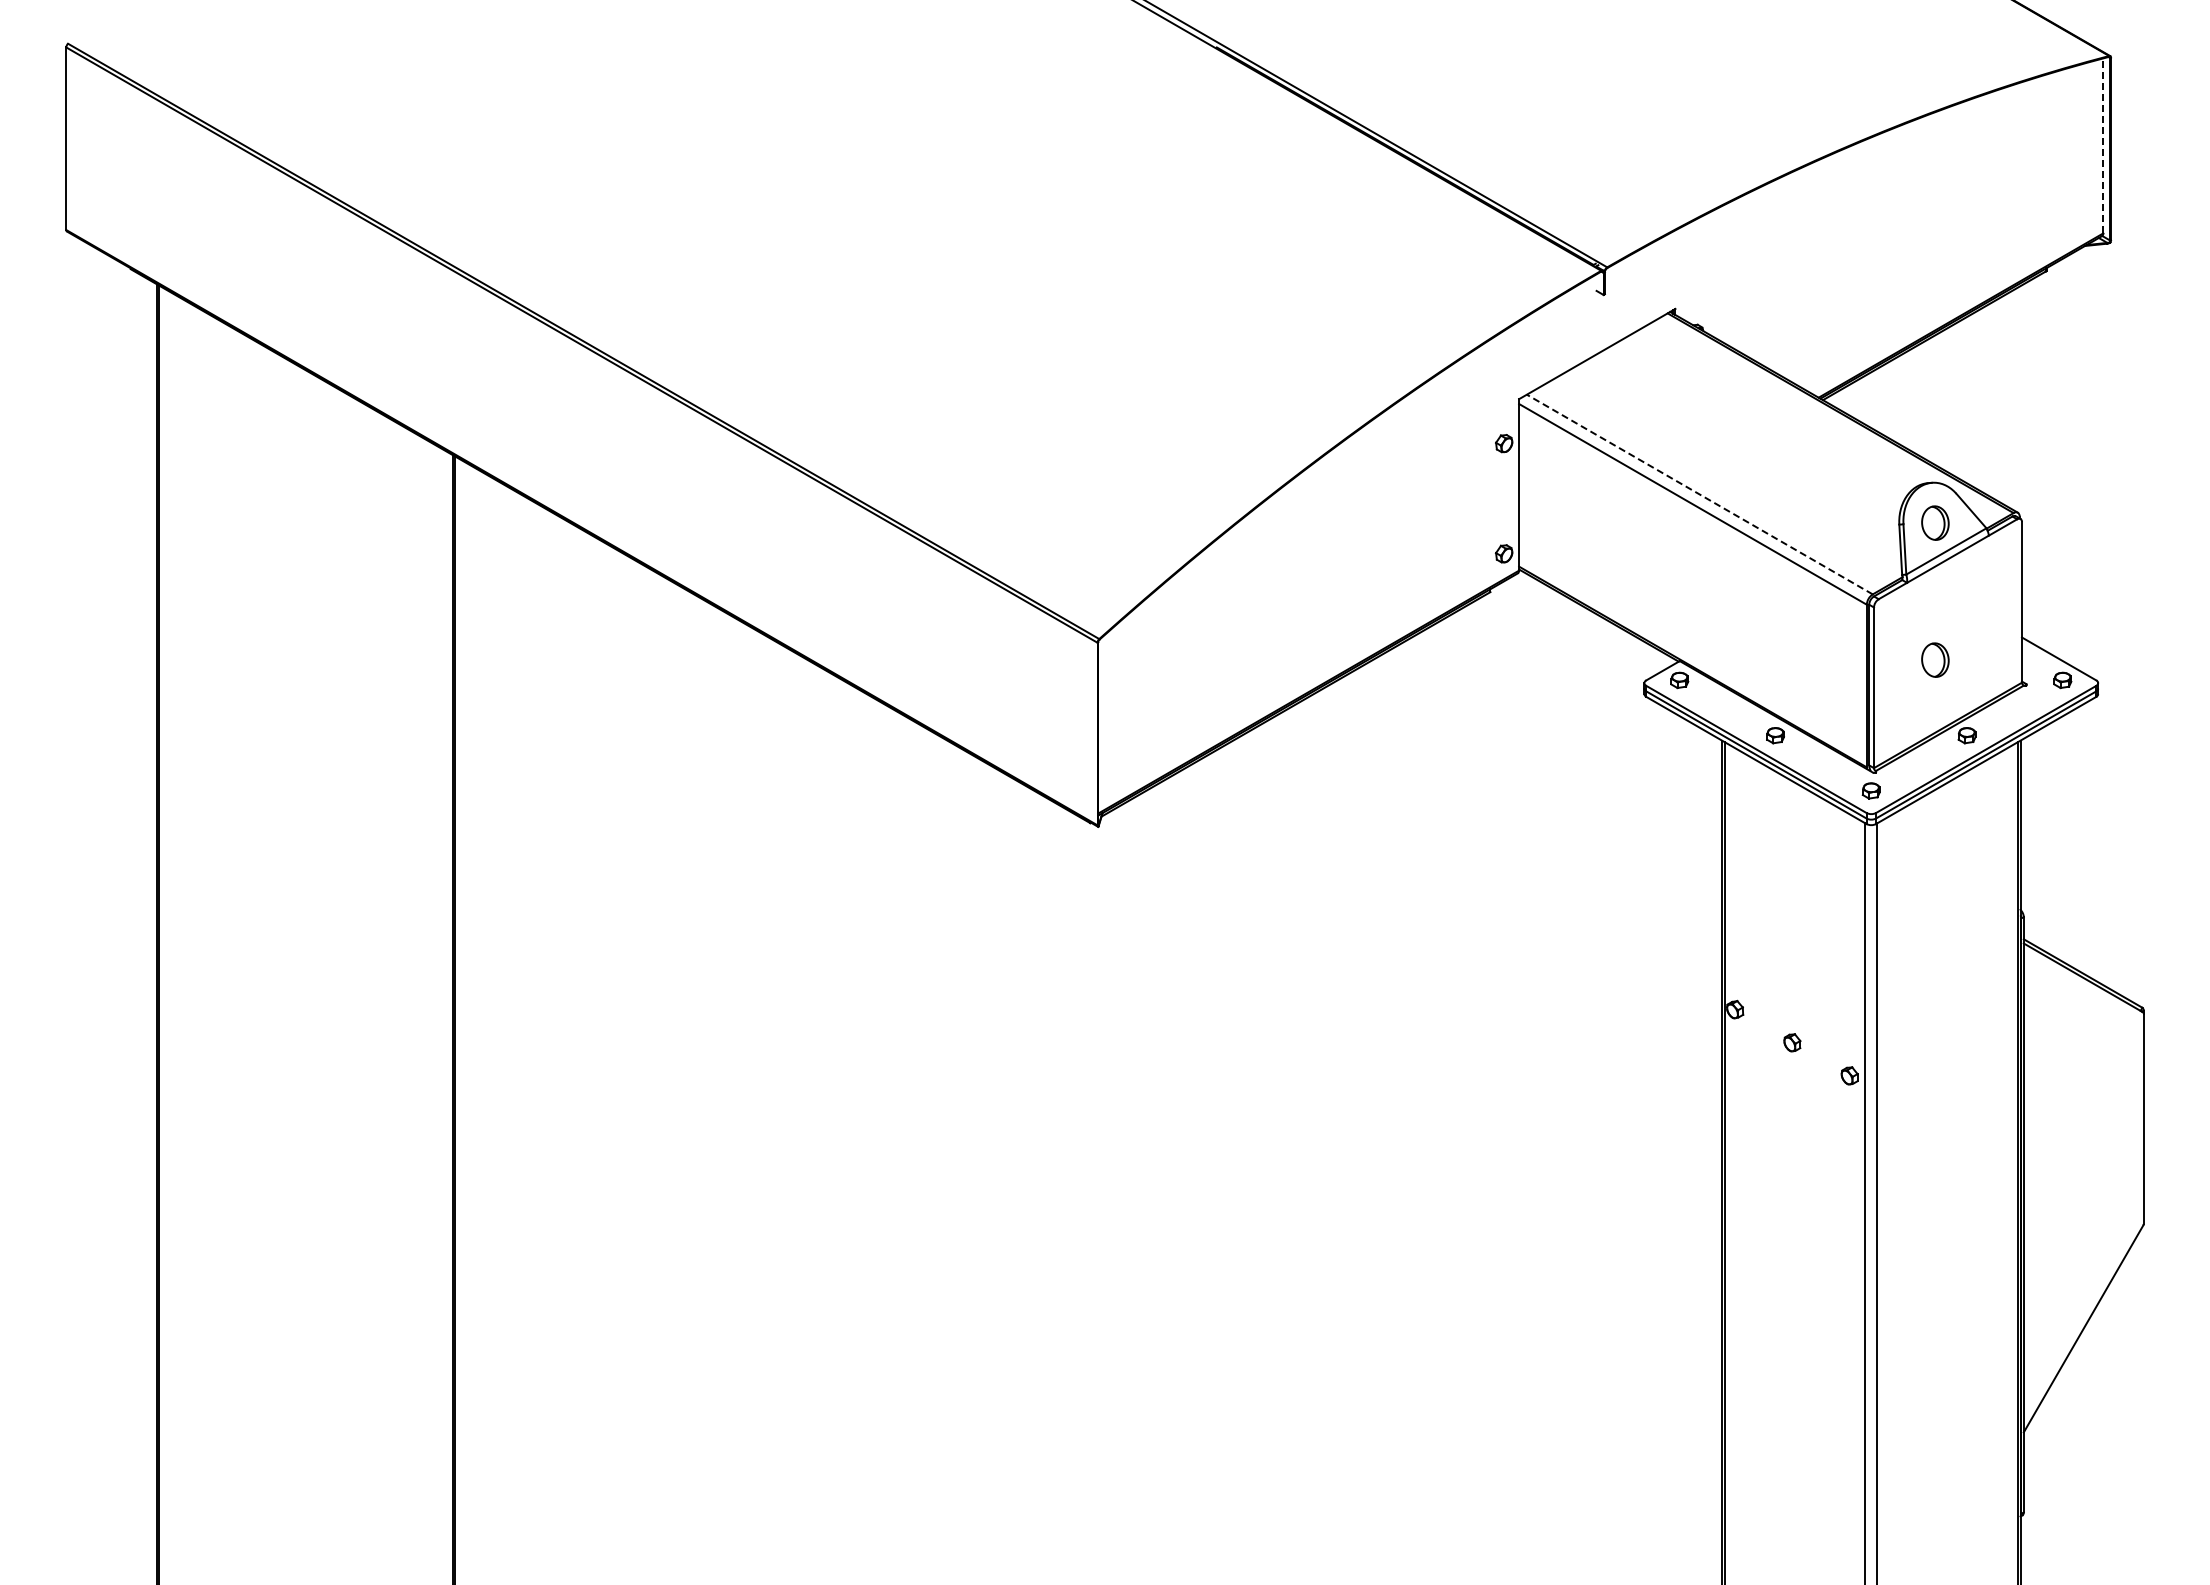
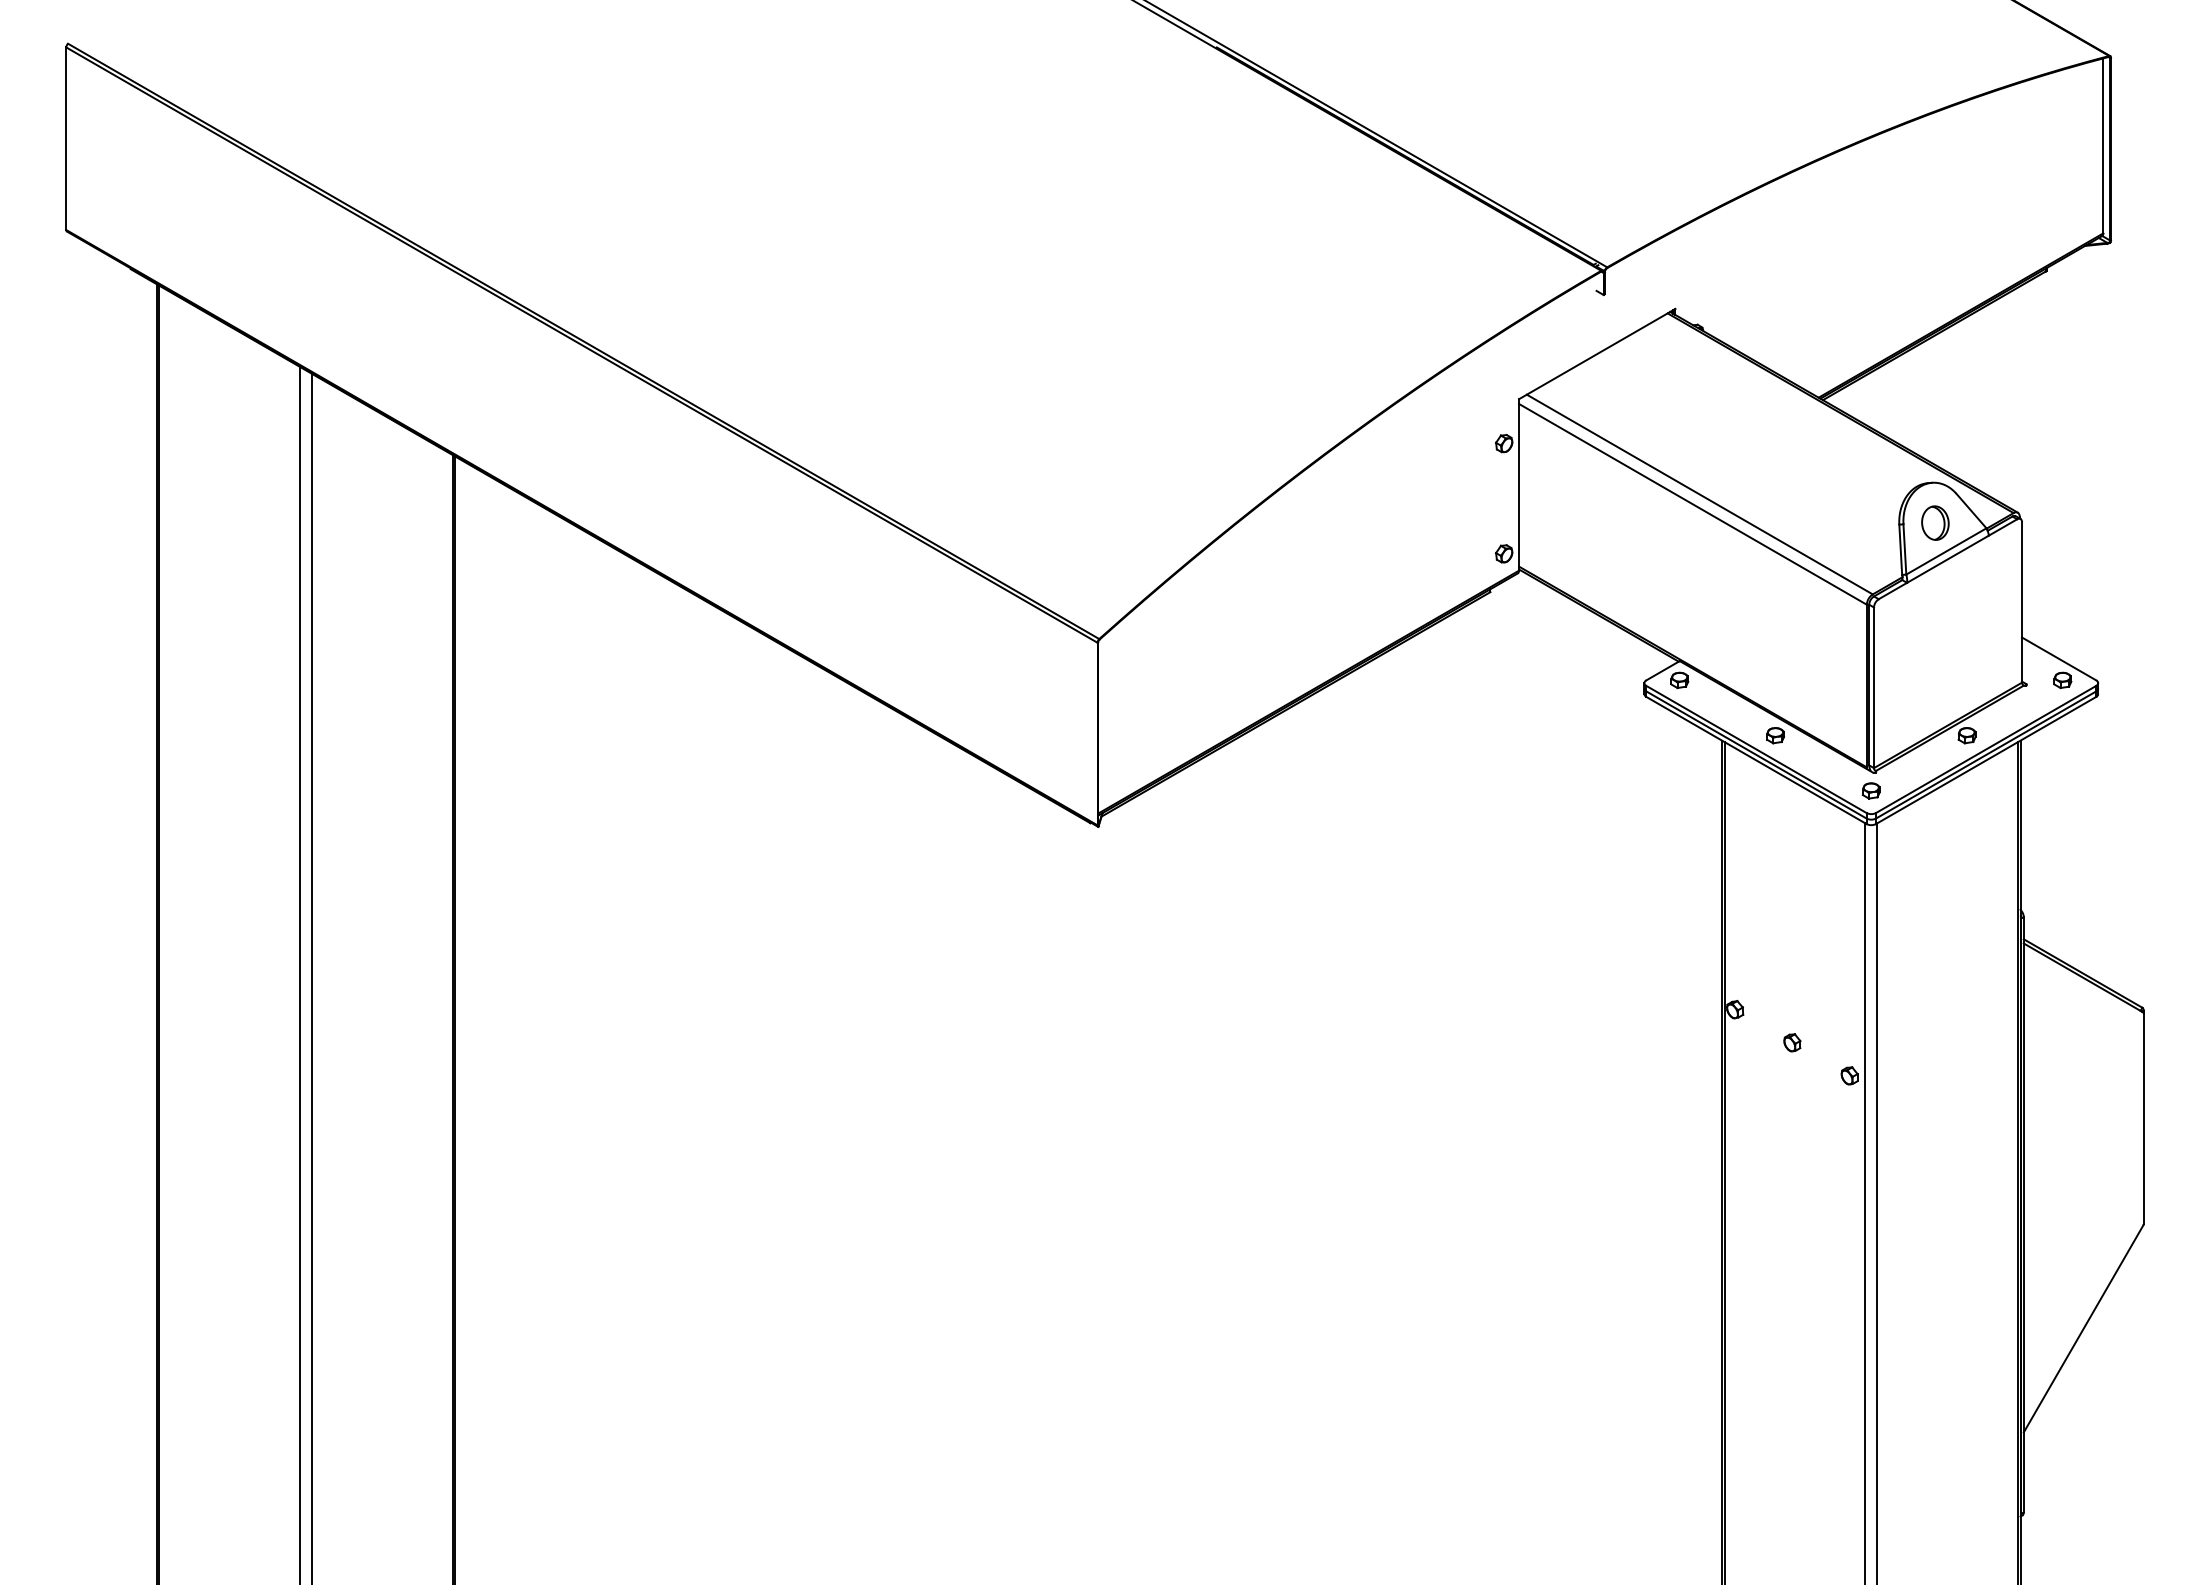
line: dashed -> solid (2103, 145)
line: dashed -> solid (1699, 494)
part: present -> none (1935, 659)
line: none -> present (300, 973)
line: none -> present (311, 977)
